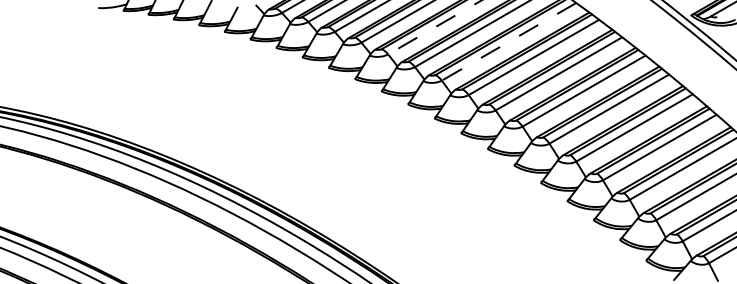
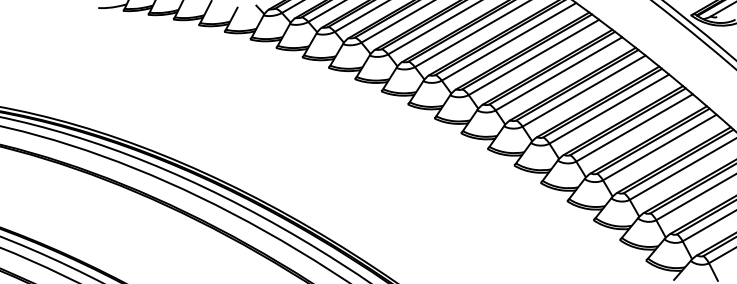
line: dashed -> solid (434, 27)
line: dashed -> solid (509, 41)
